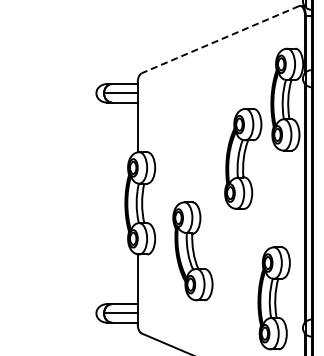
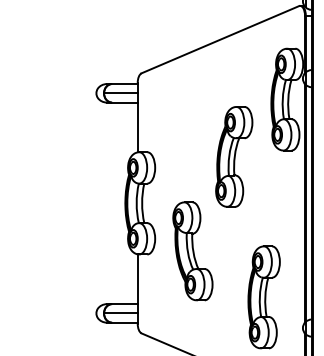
line: dashed -> solid (220, 39)
part position: (243, 158) -> (234, 156) (234, 156)
part position: (273, 298) -> (263, 297) (263, 297)
